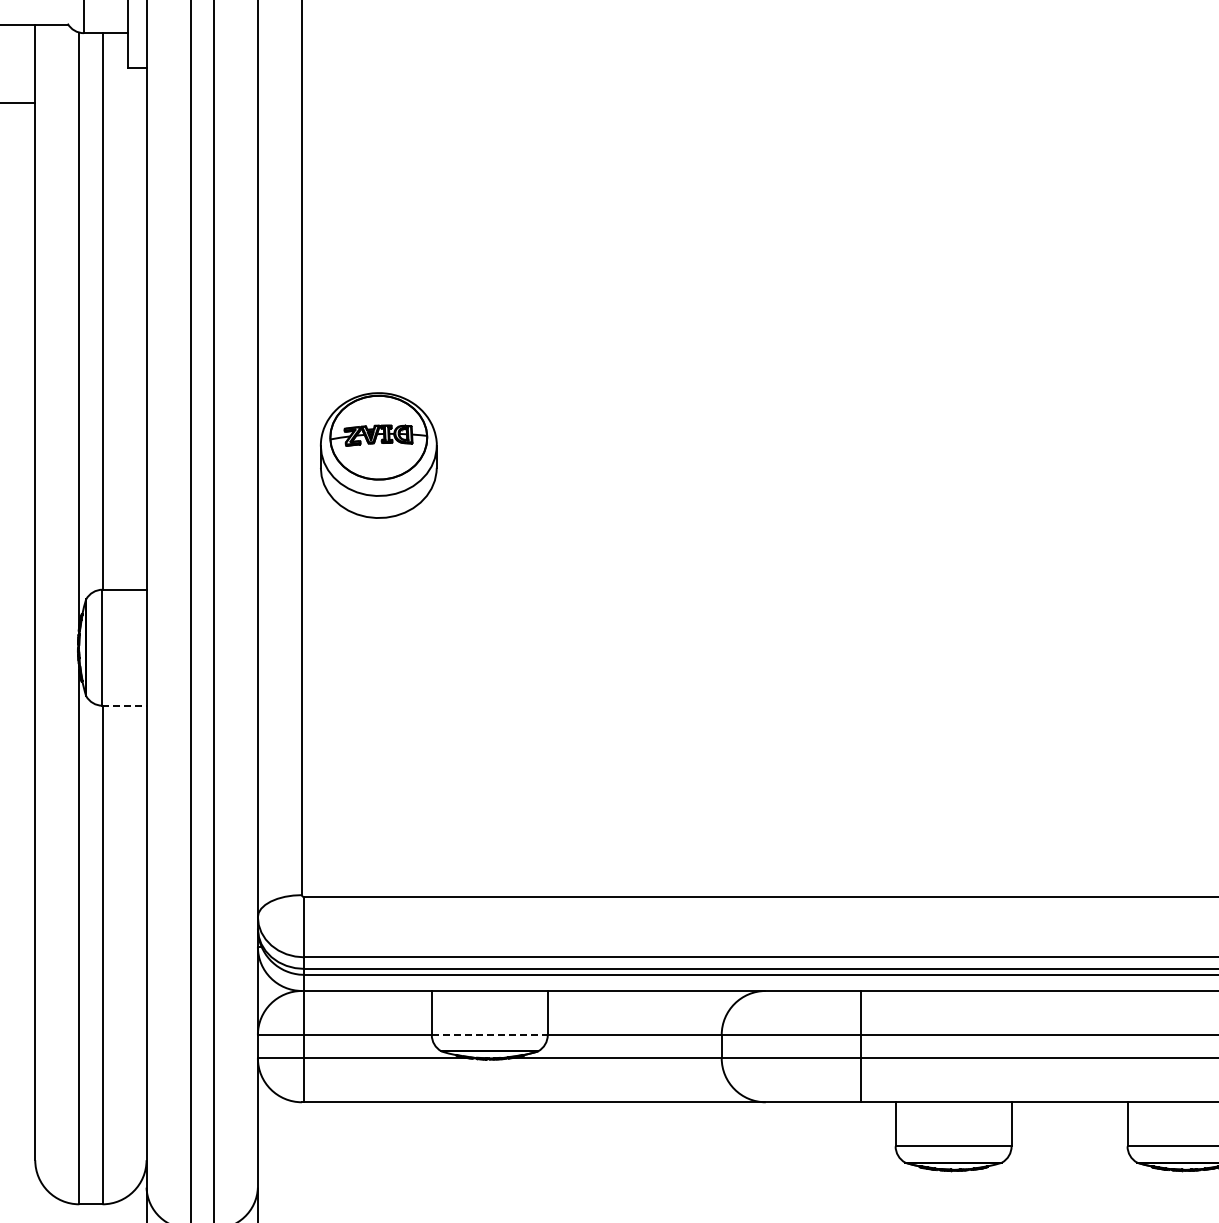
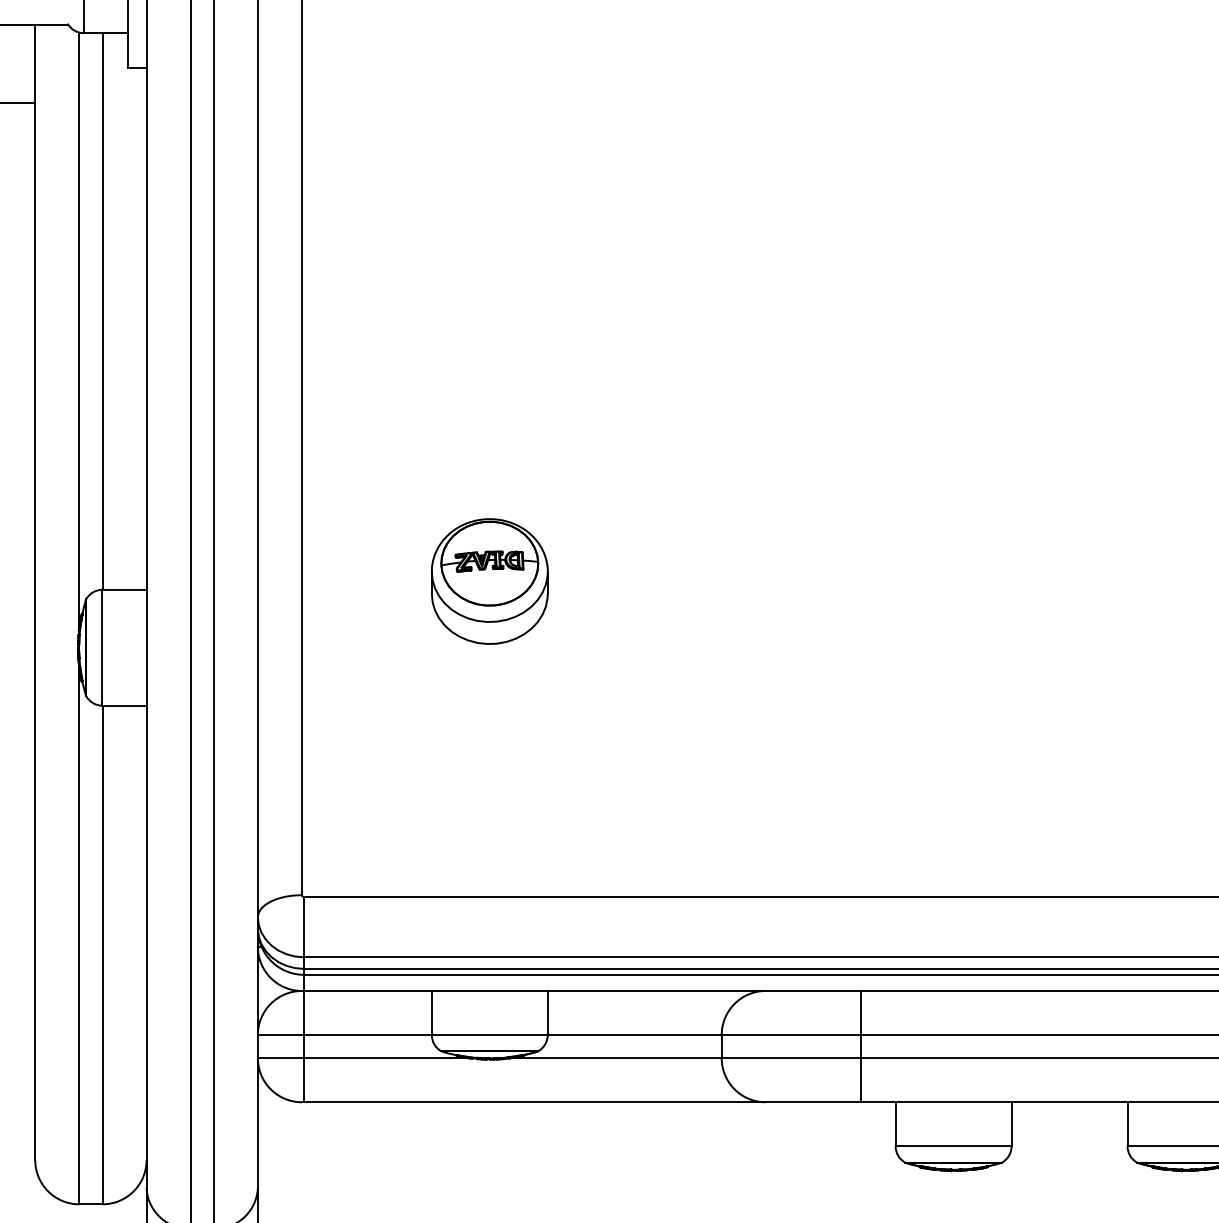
part position: (378, 455) -> (489, 581) (489, 581)
line: dashed -> solid (125, 705)
line: dashed -> solid (489, 1035)
